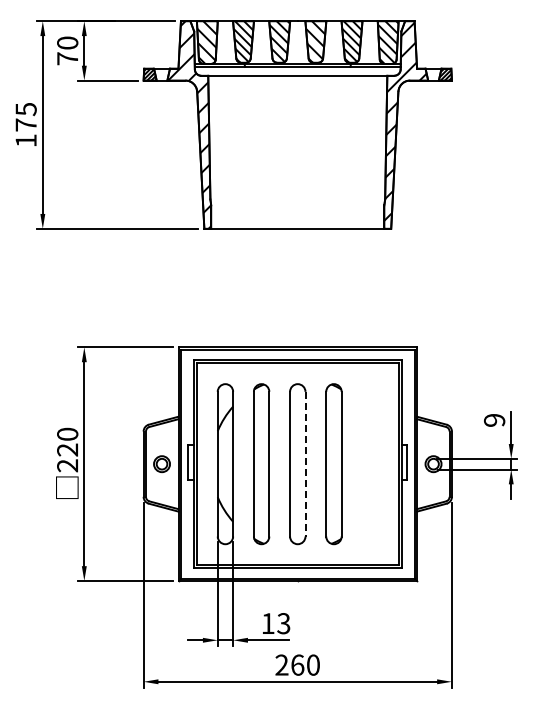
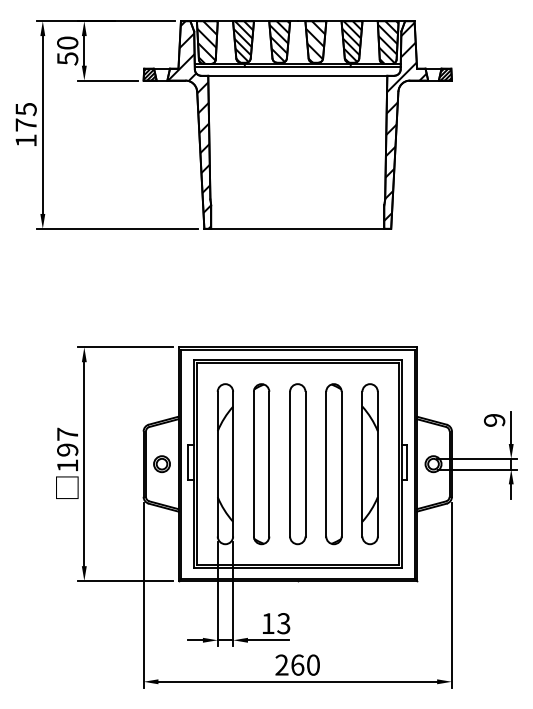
text: 70 -> 50 (67, 58)
text: 220 -> 197 (67, 449)
line: dashed -> solid (305, 464)
part: none -> present (369, 464)
